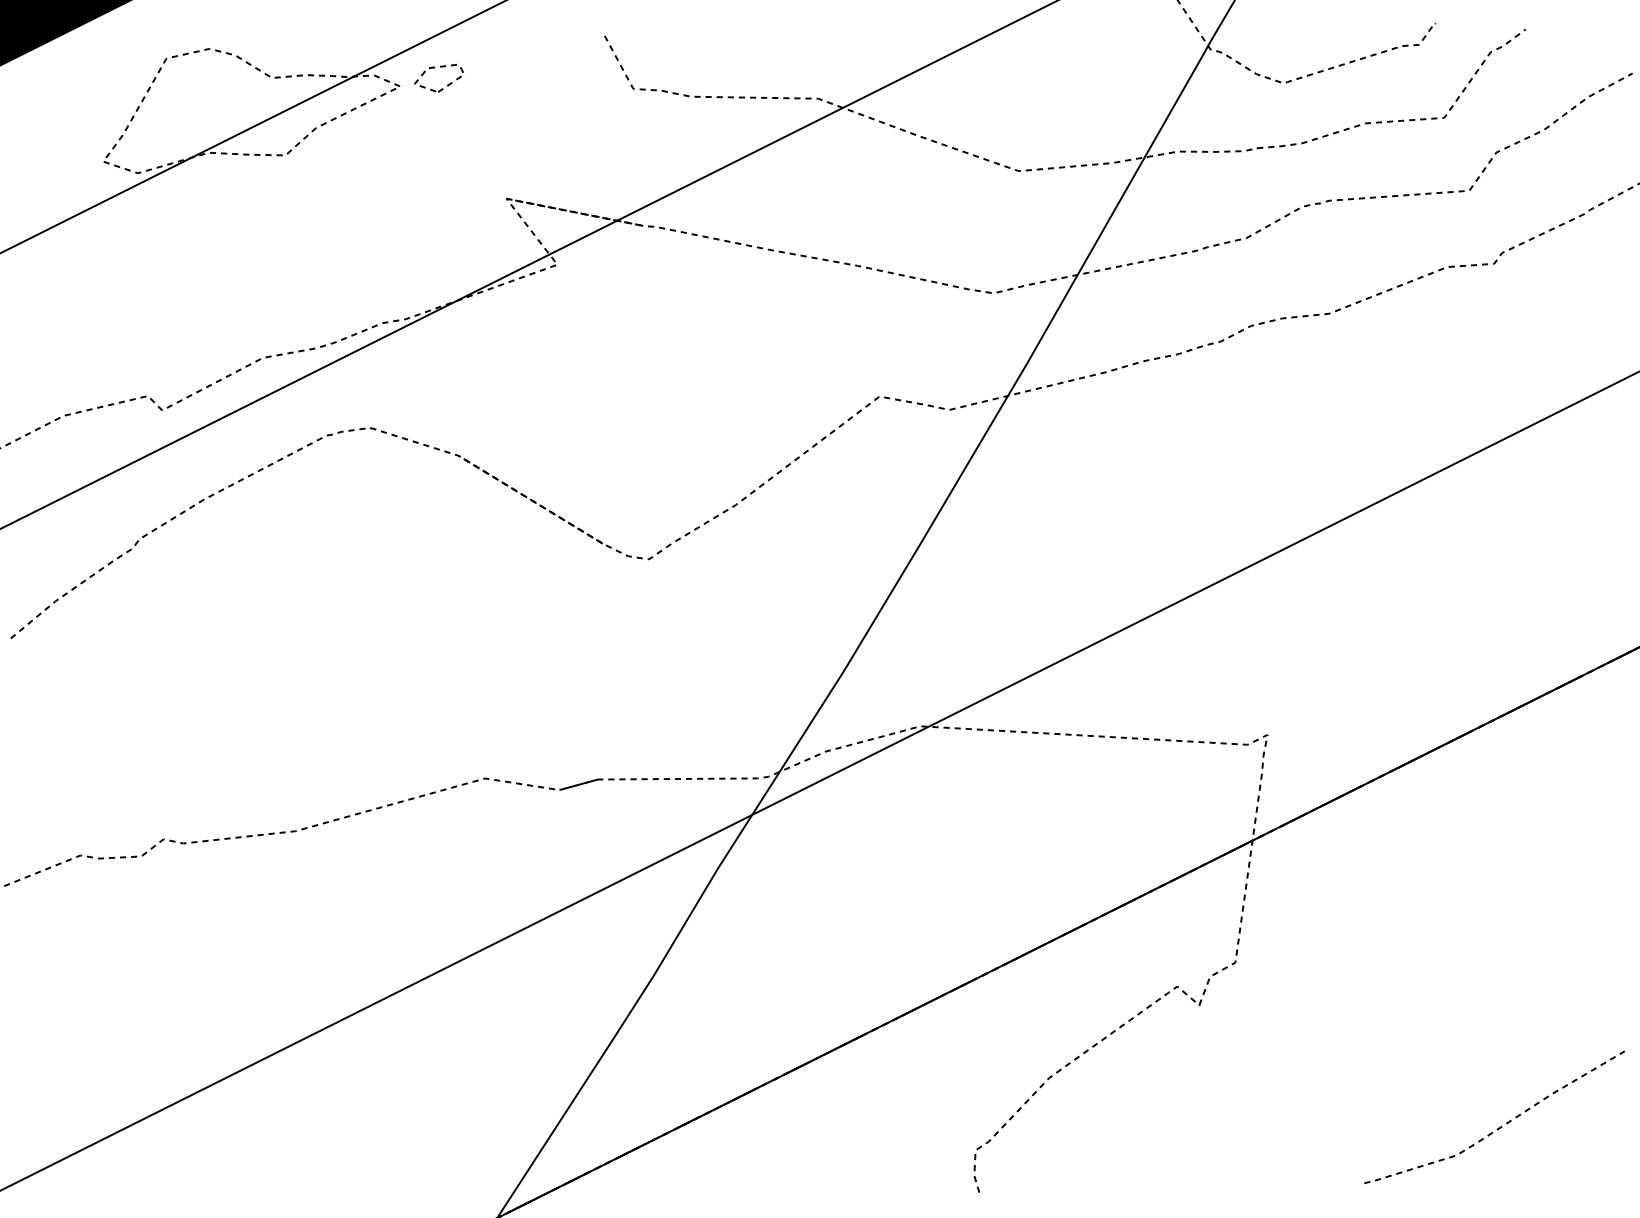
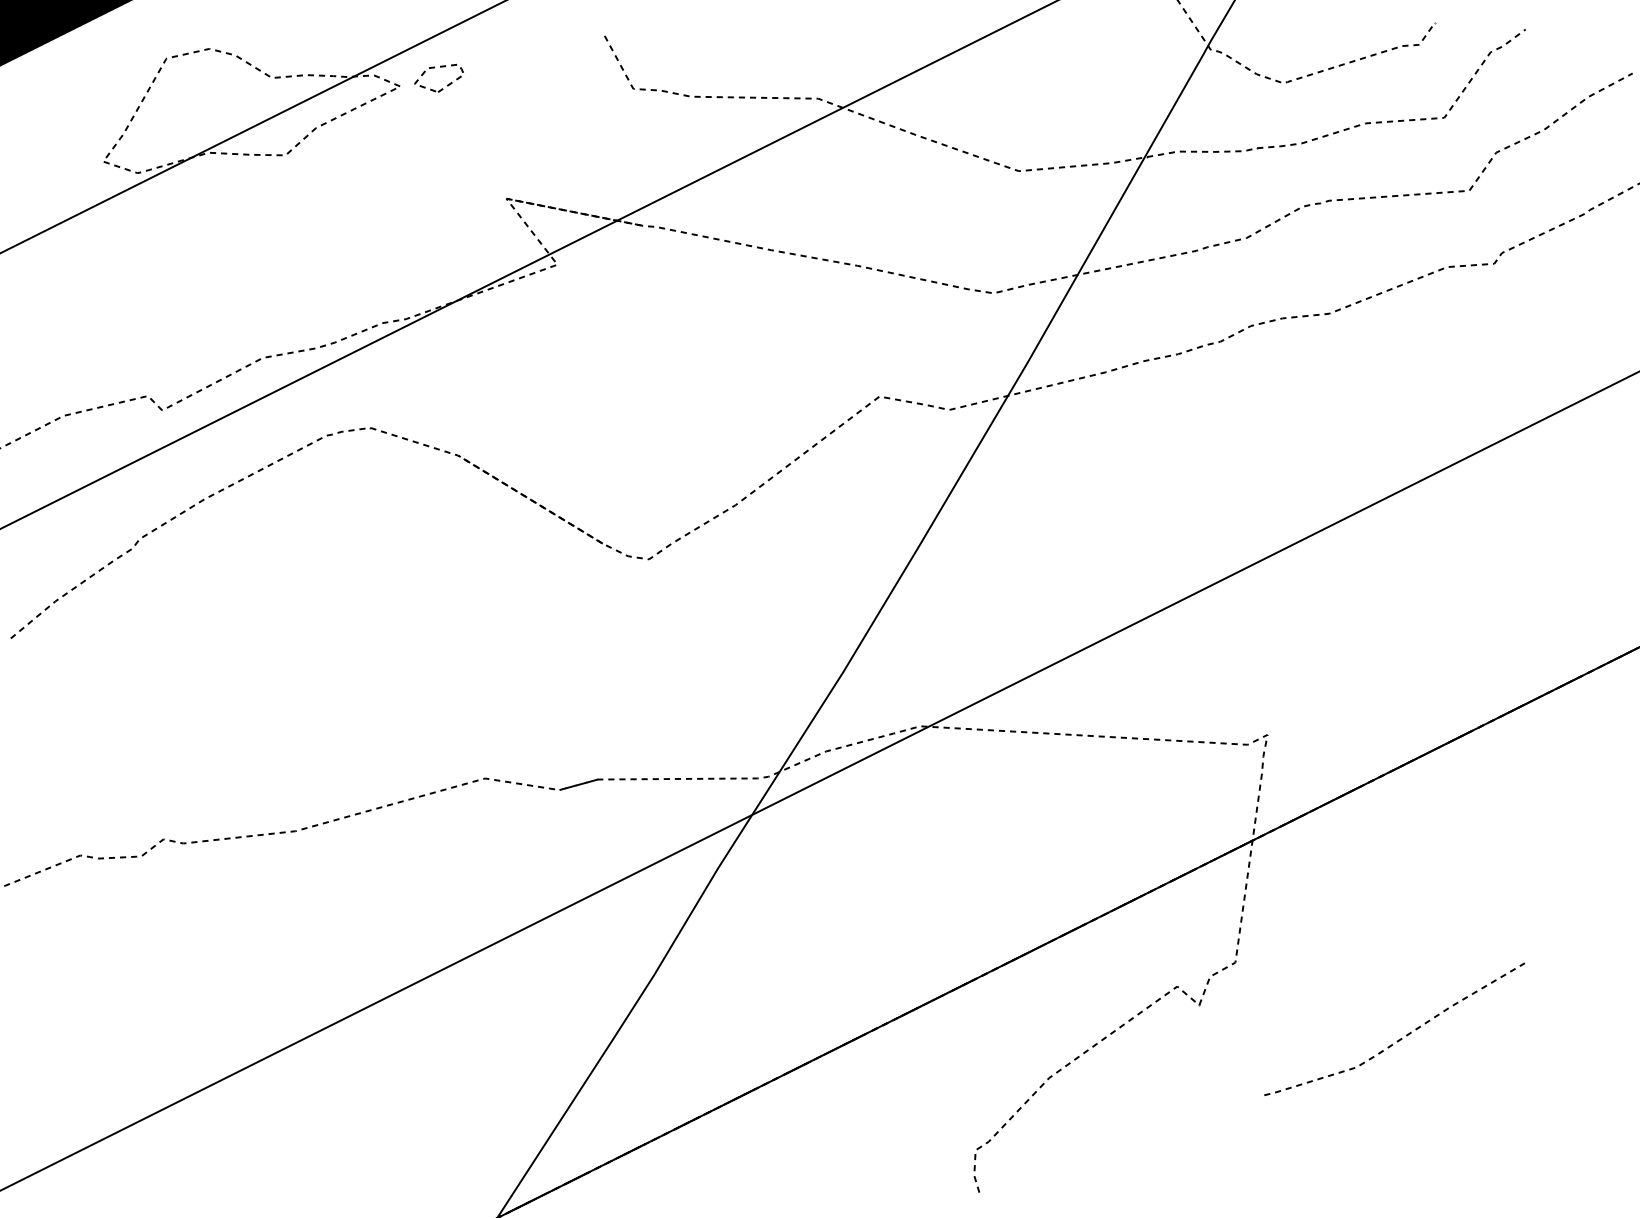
curve position: (1500, 1126) -> (1400, 1038) (1400, 1038)
